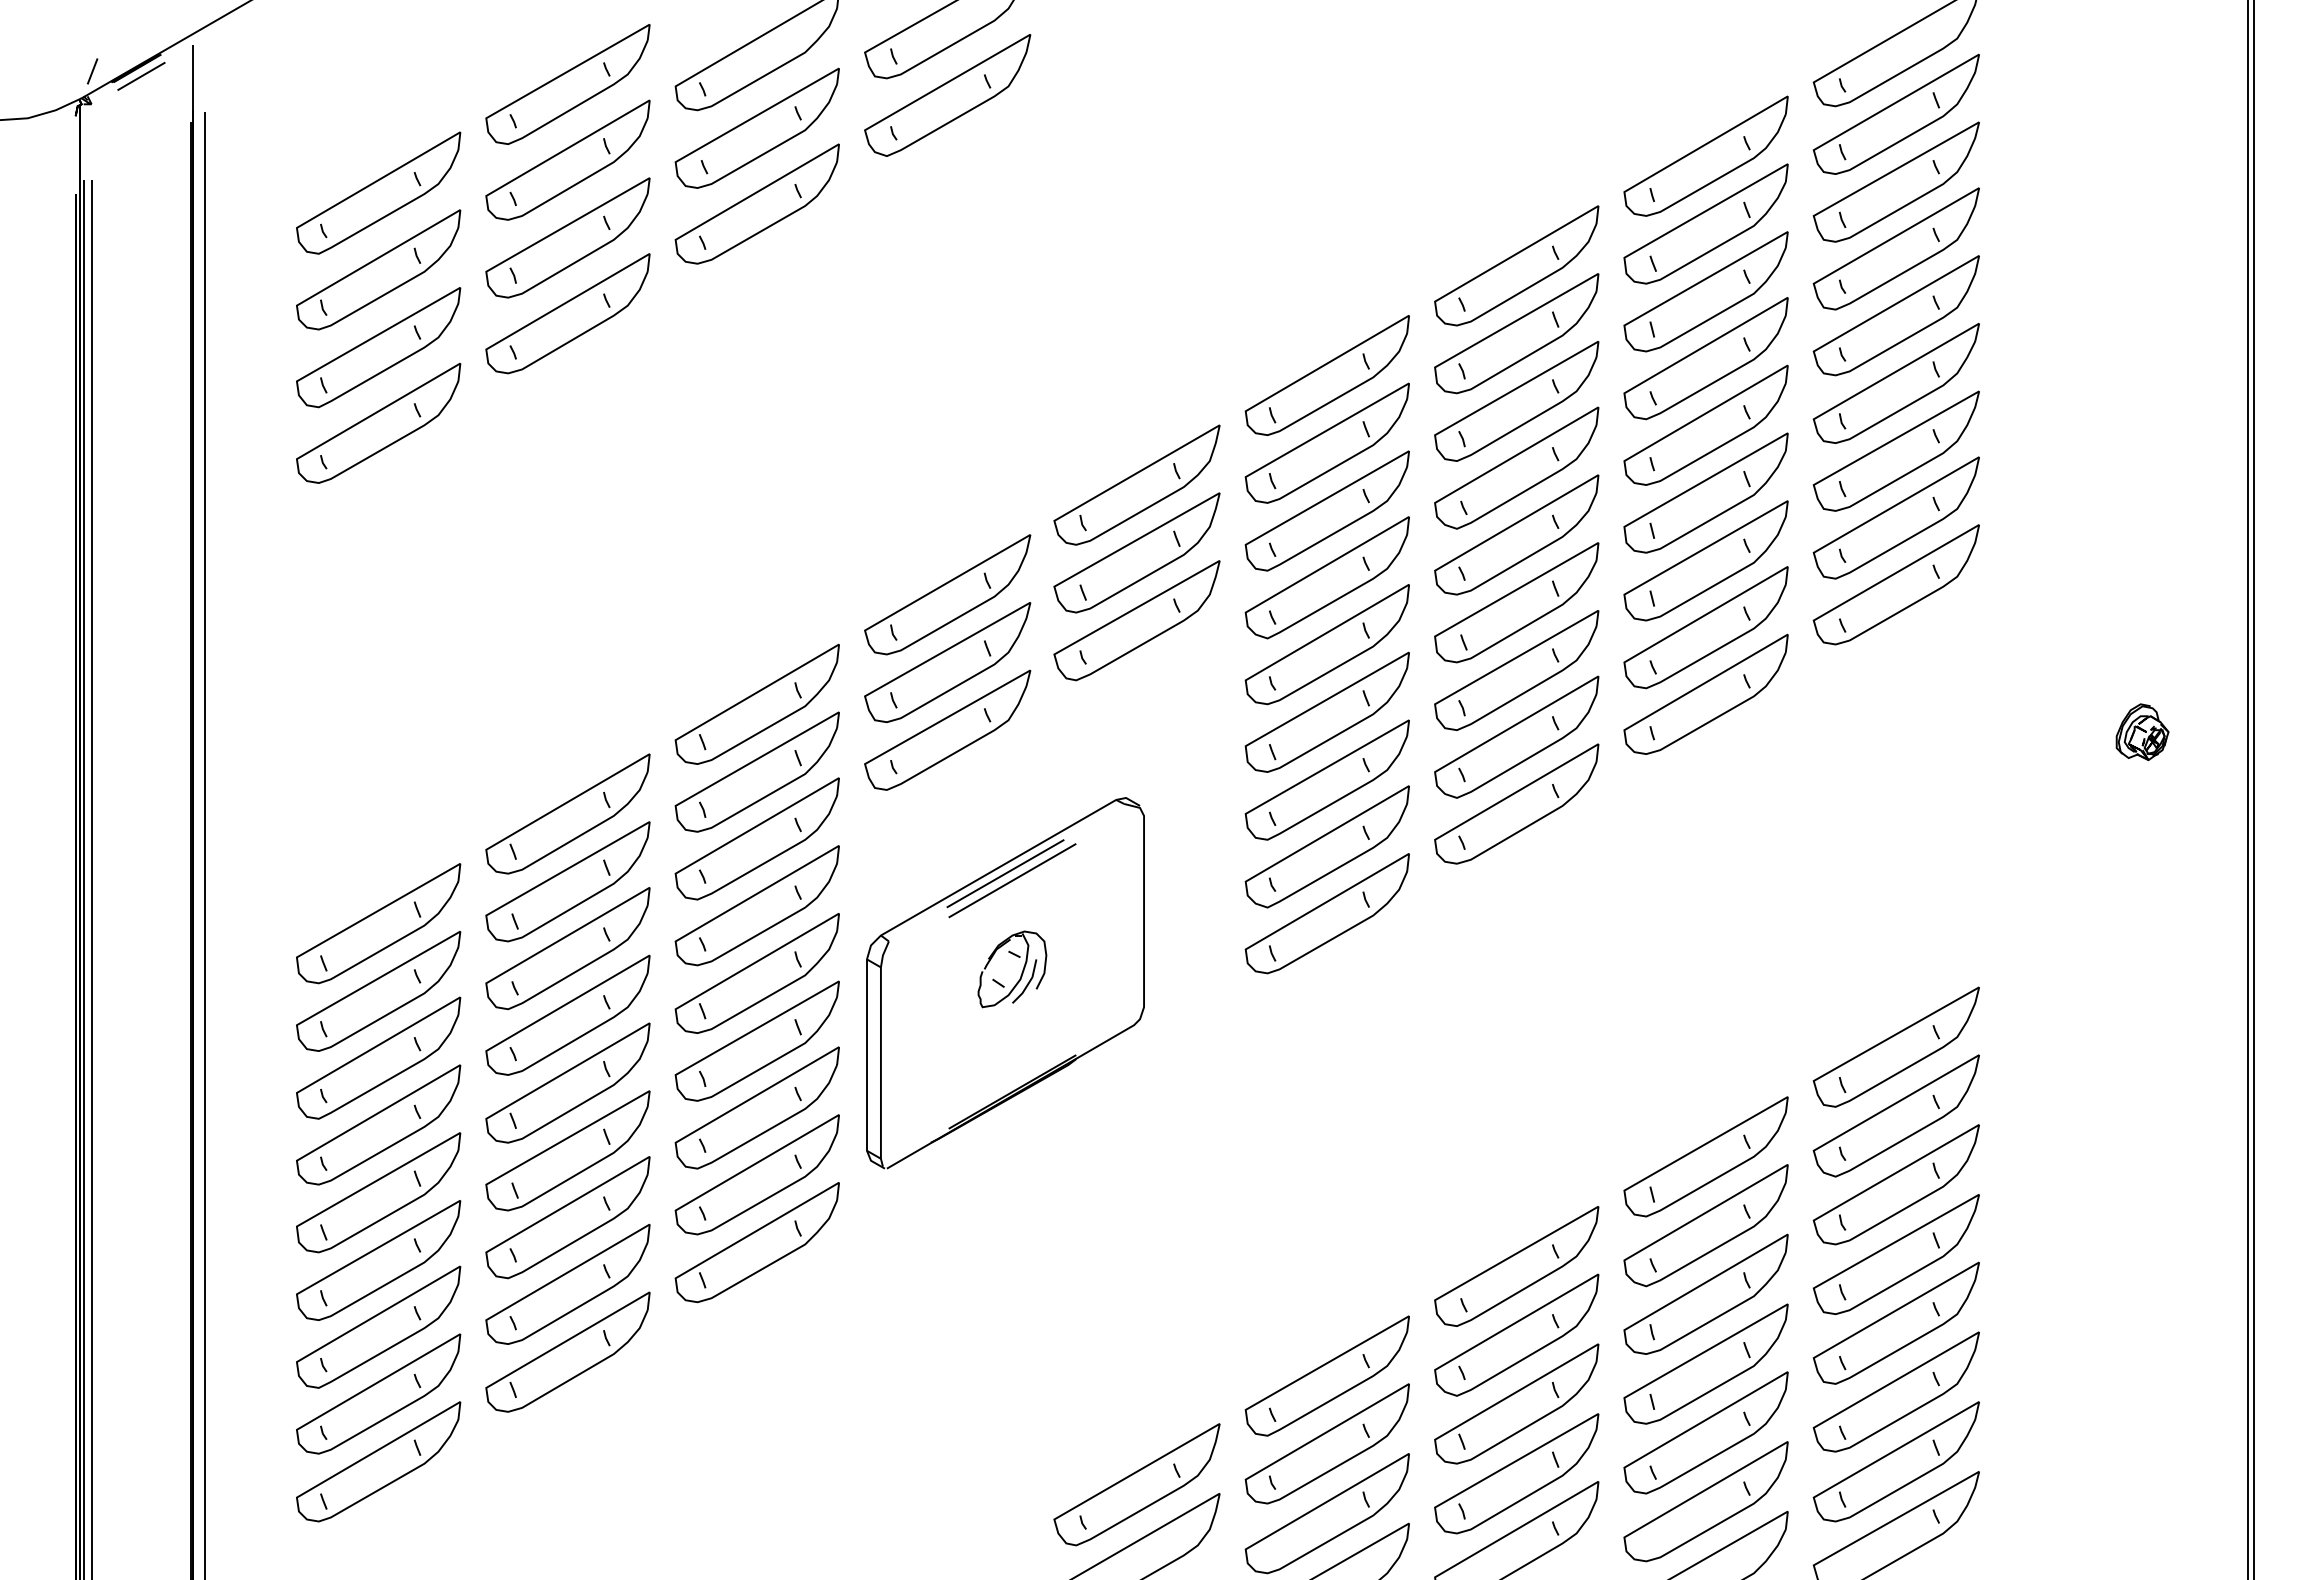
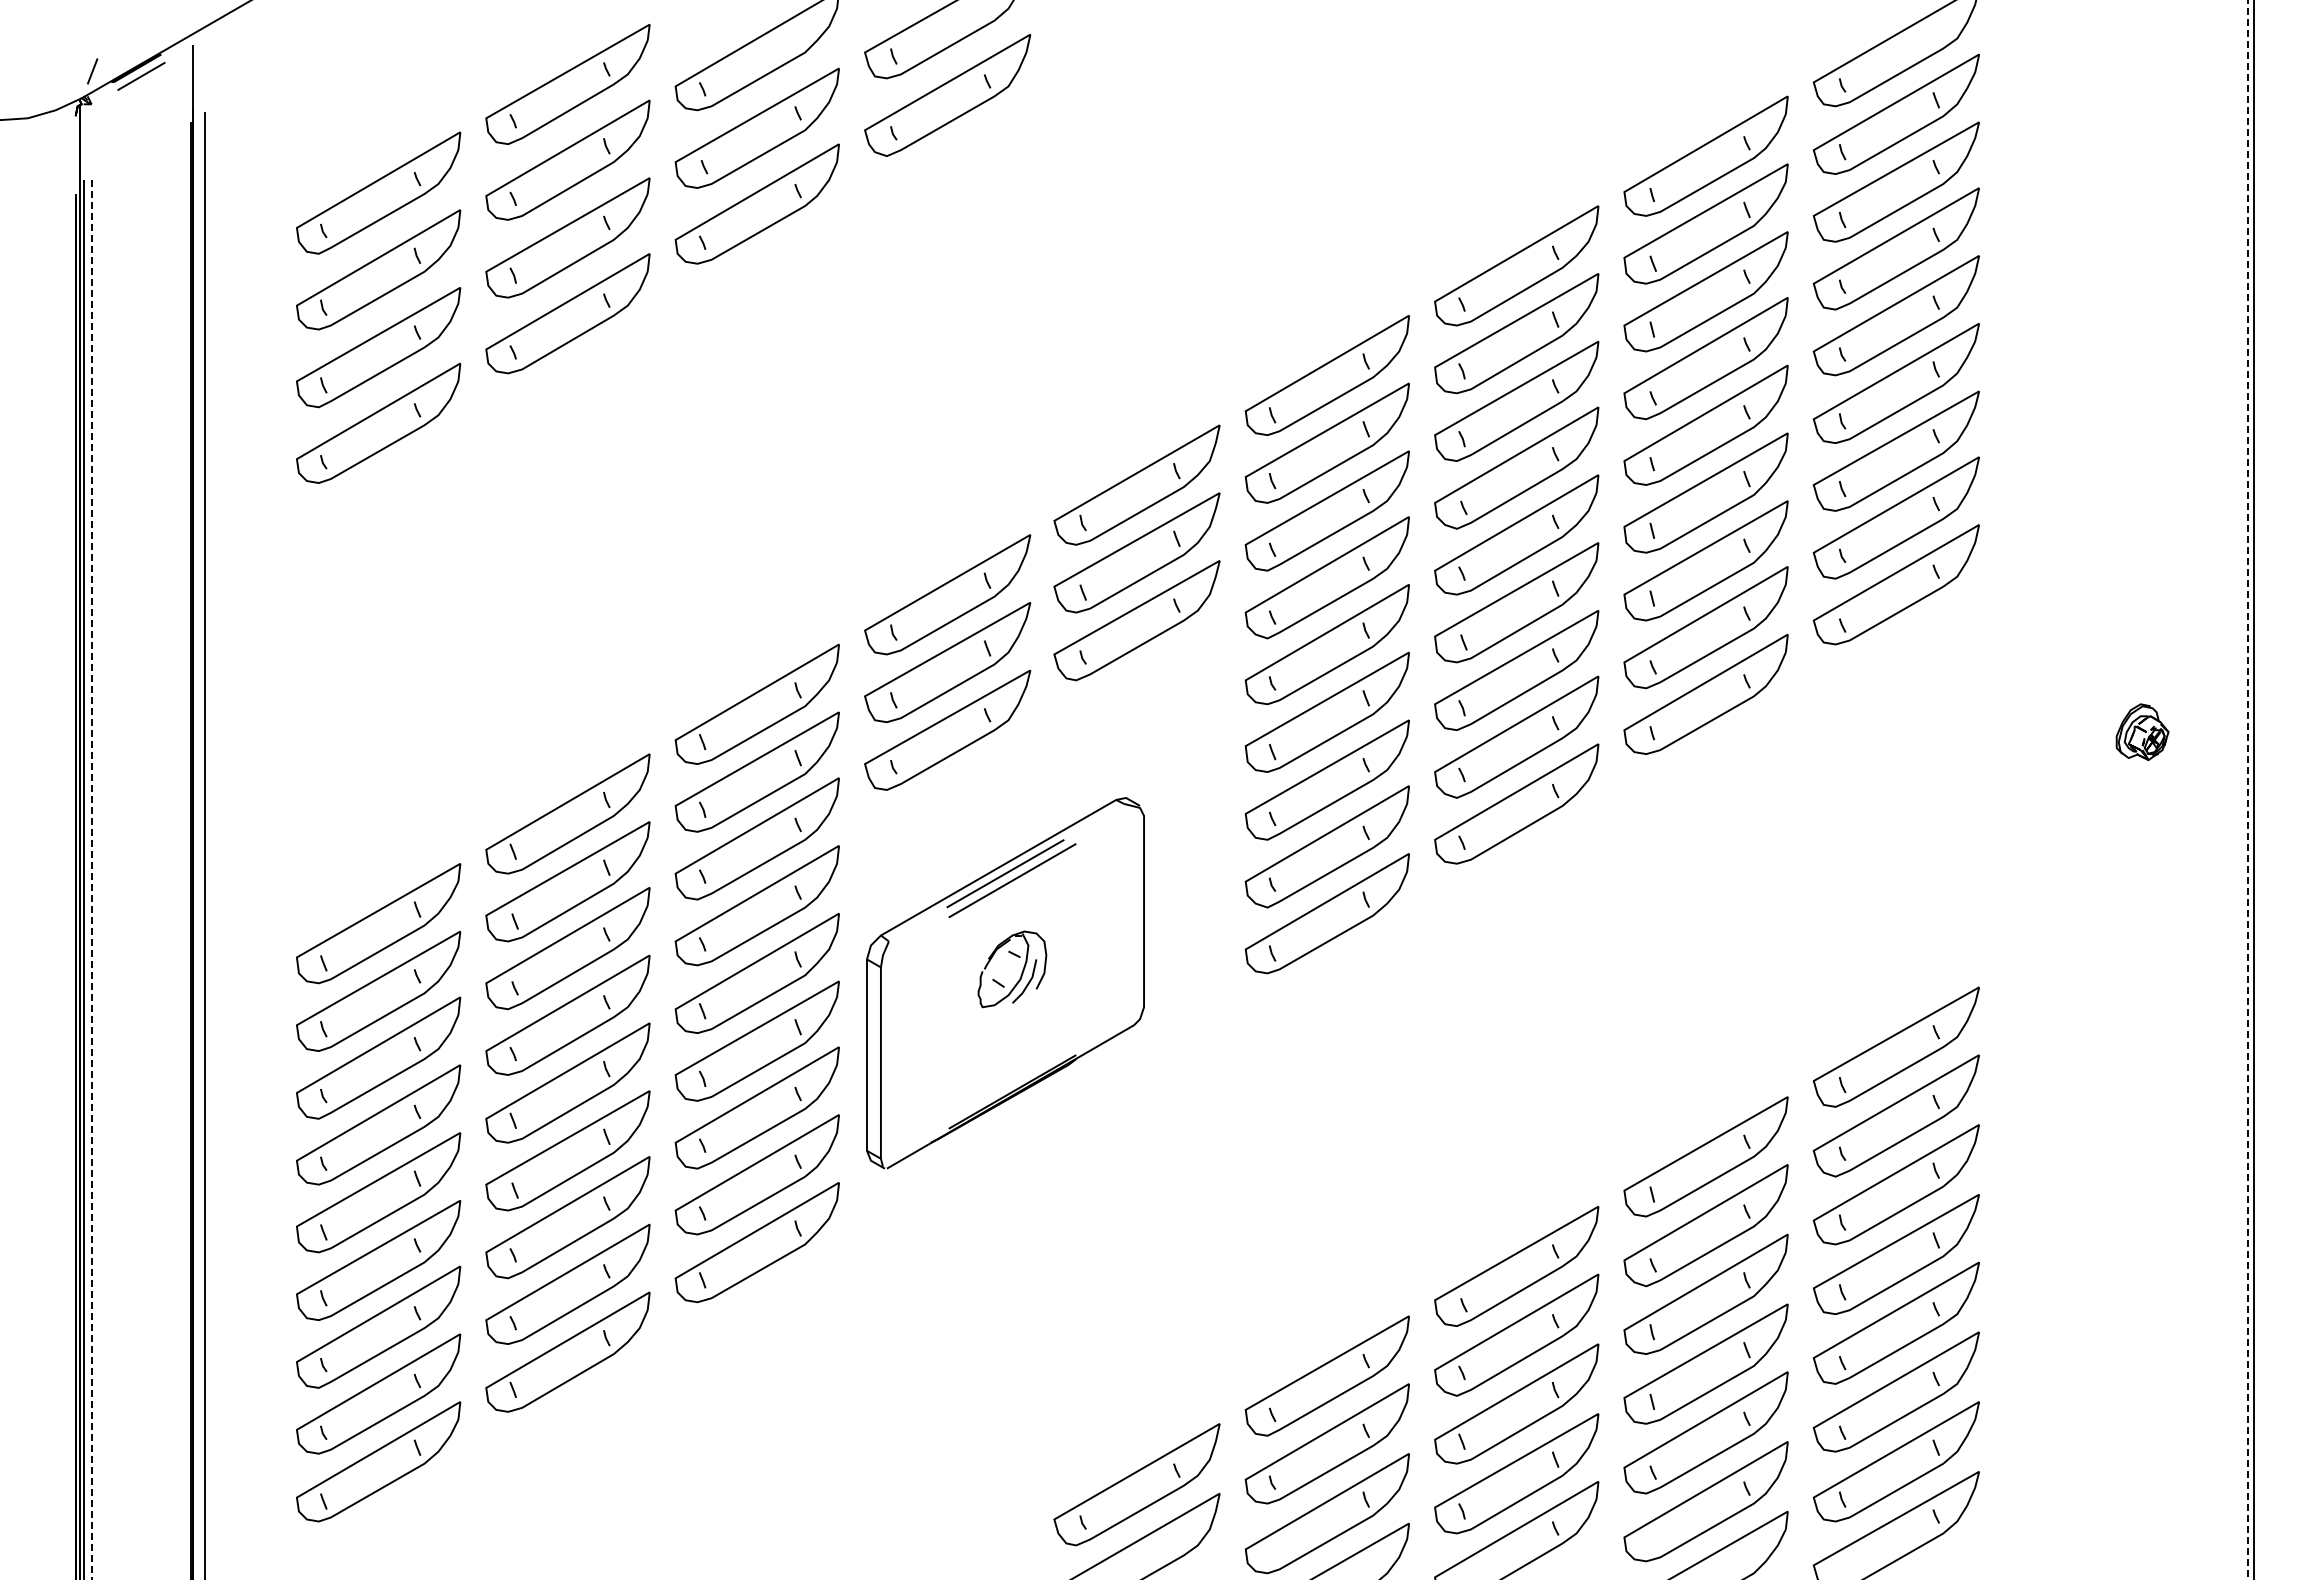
line: solid -> dashed (2248, 789)
line: solid -> dashed (91, 879)
